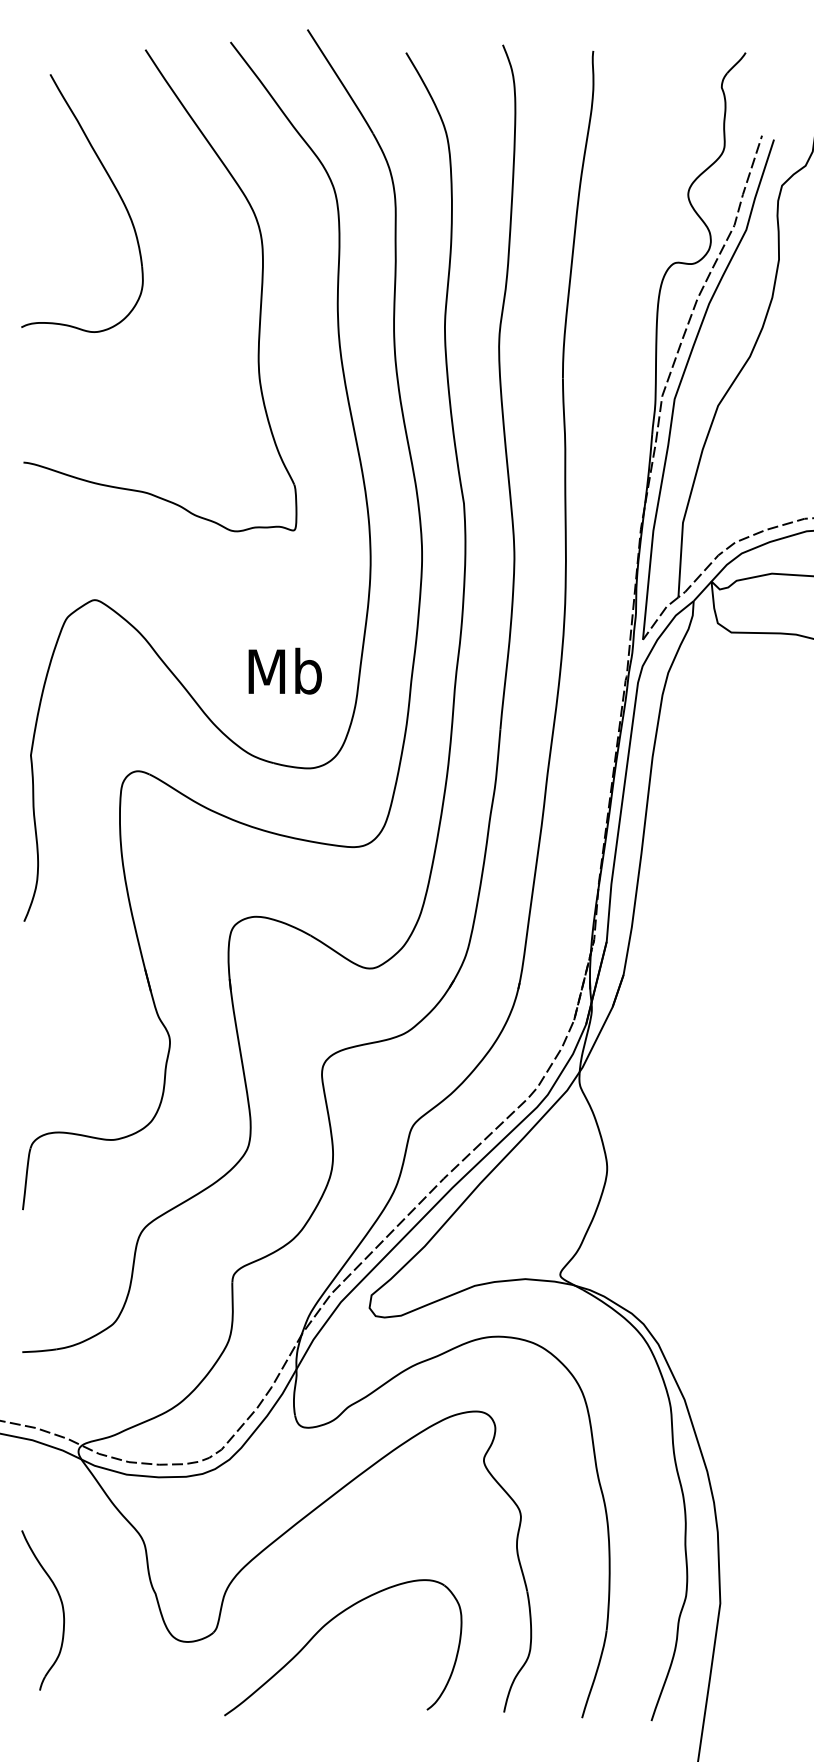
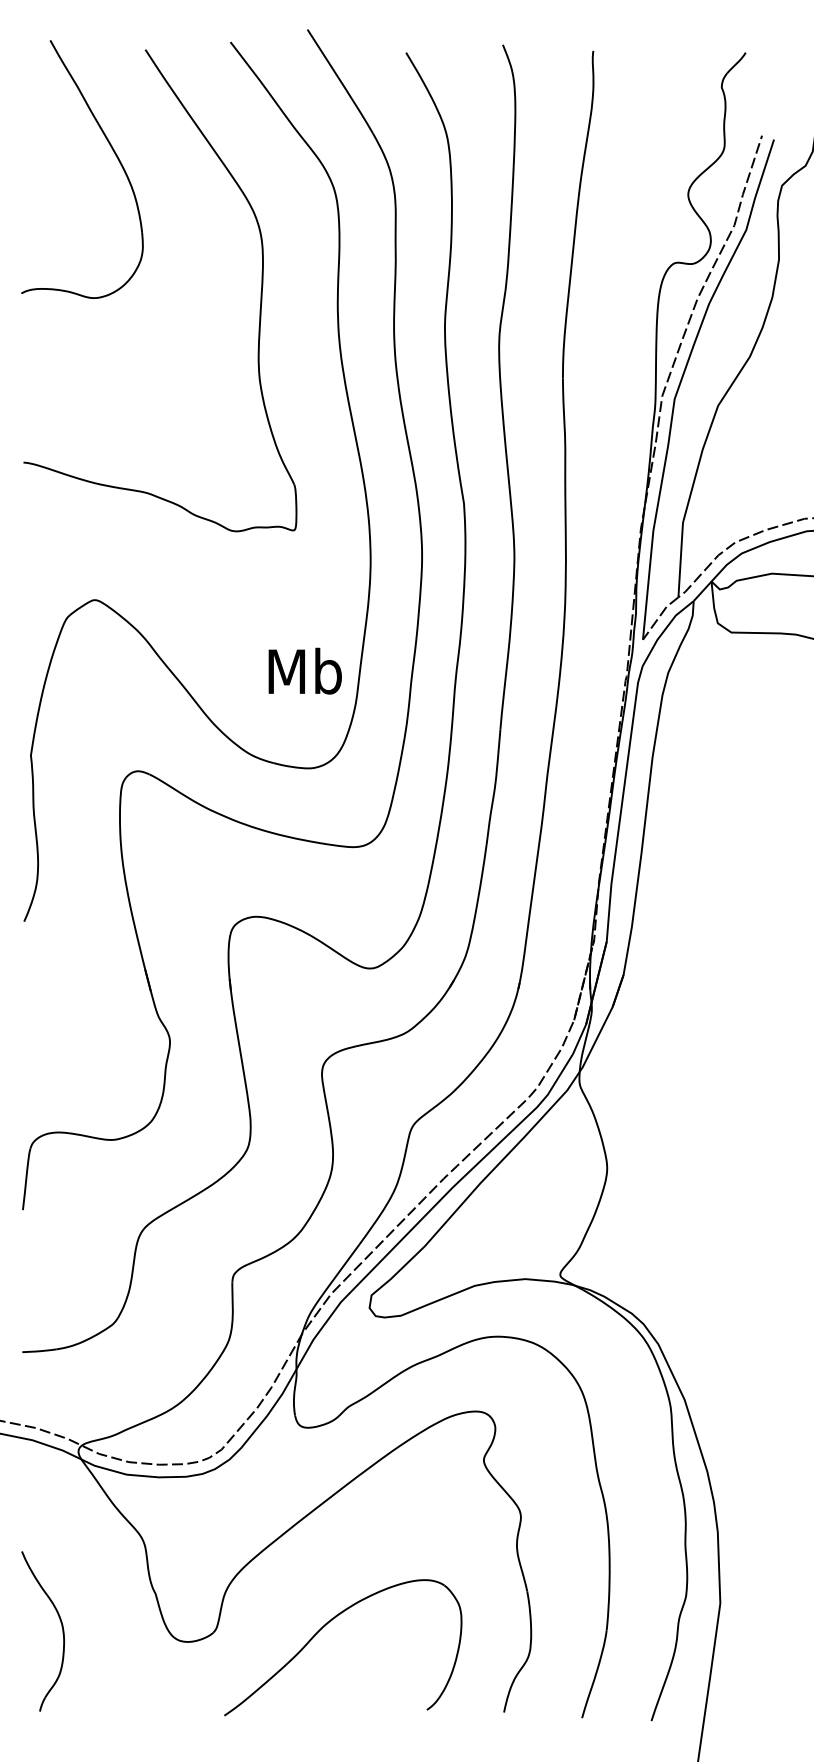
part position: (113, 186) -> (113, 152) (113, 152)
text position: (284, 670) -> (304, 670) (304, 670)
part position: (61, 1606) -> (61, 1627) (61, 1627)
